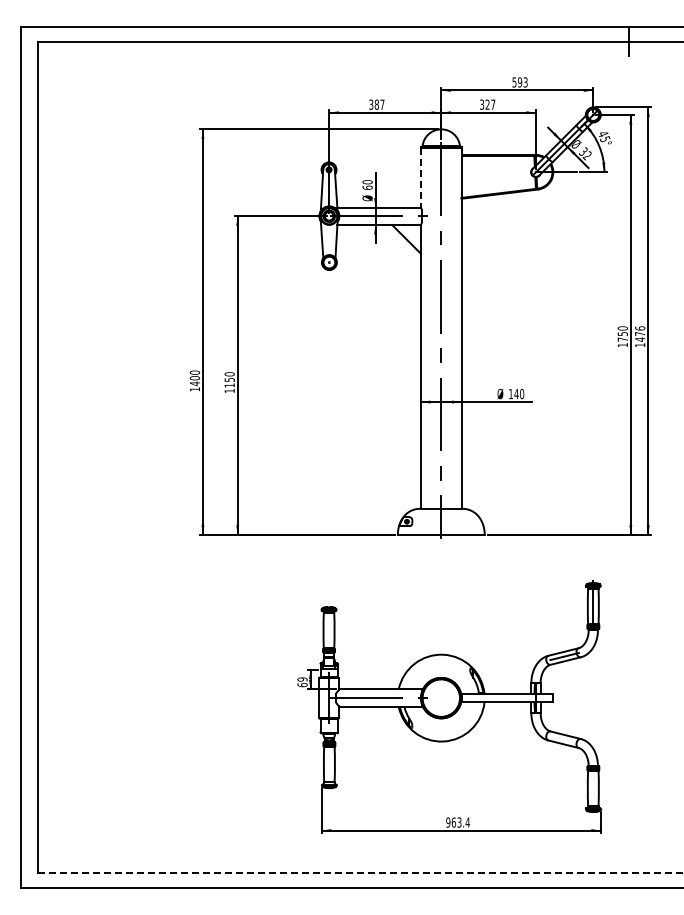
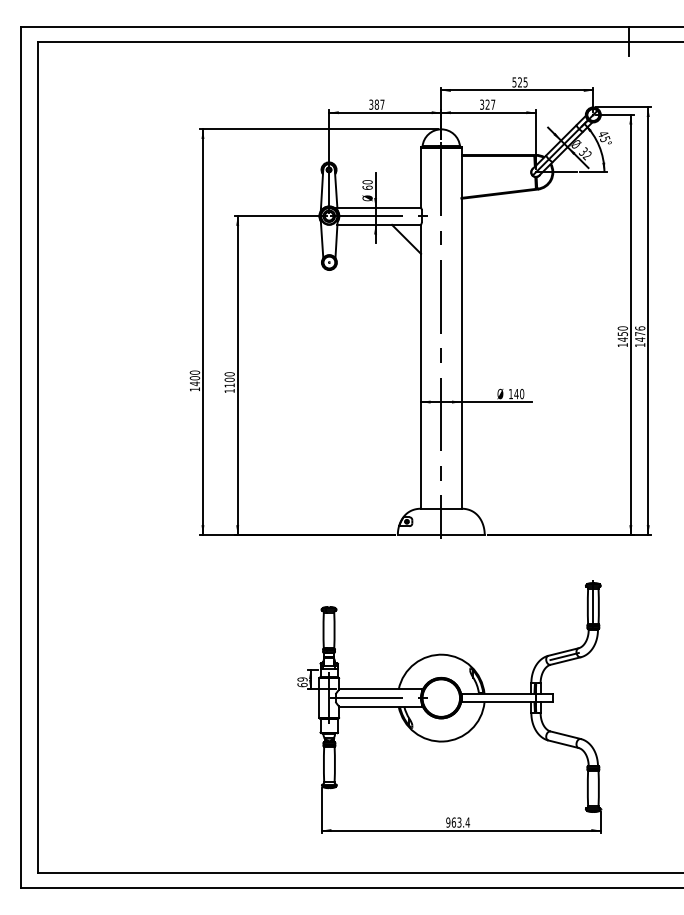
text: 593 -> 525 (522, 82)
line: dashed -> solid (421, 177)
text: 1750 -> 1450 (622, 339)
text: 1150 -> 1100 (229, 379)
line: dashed -> solid (360, 873)
